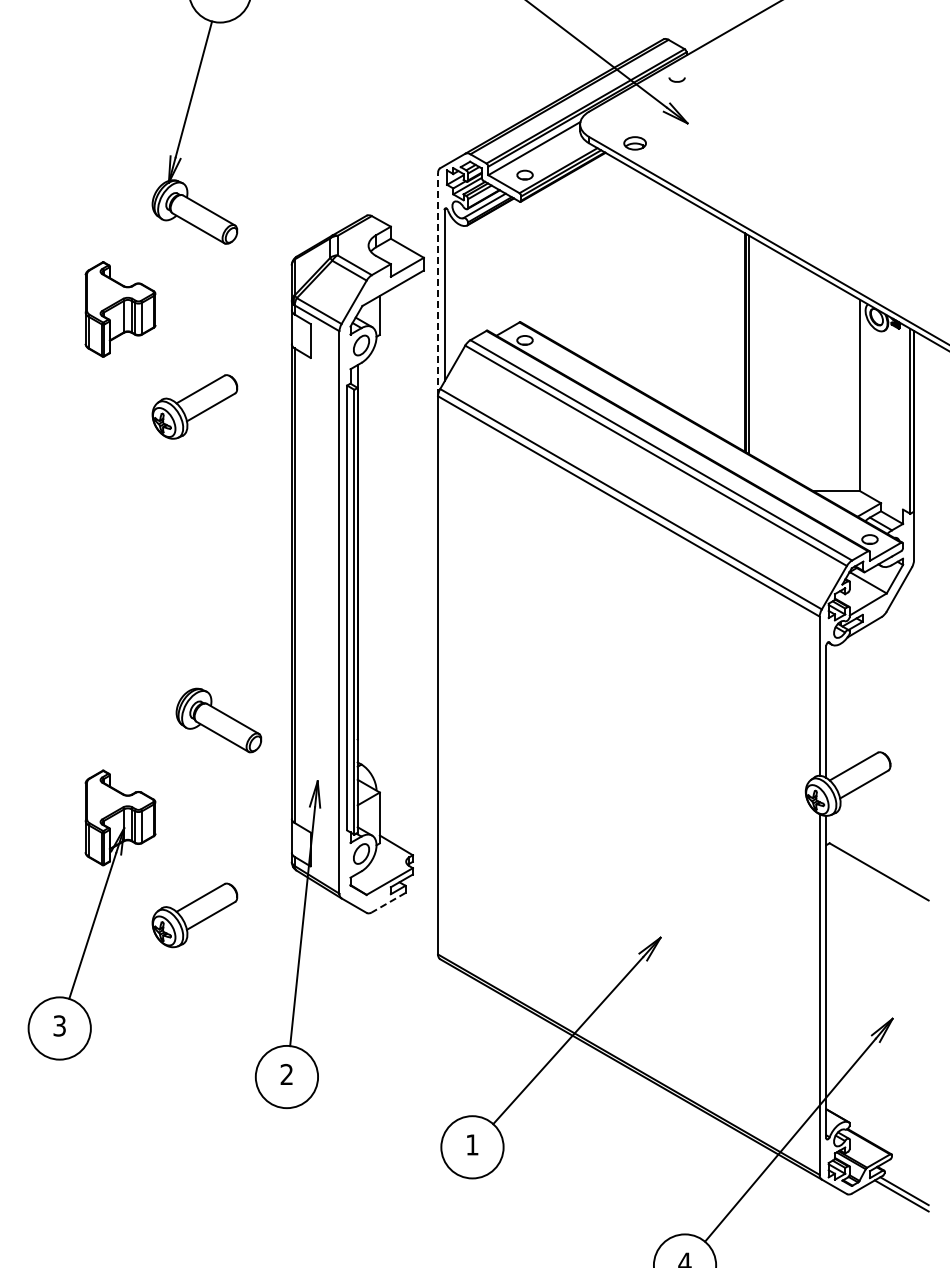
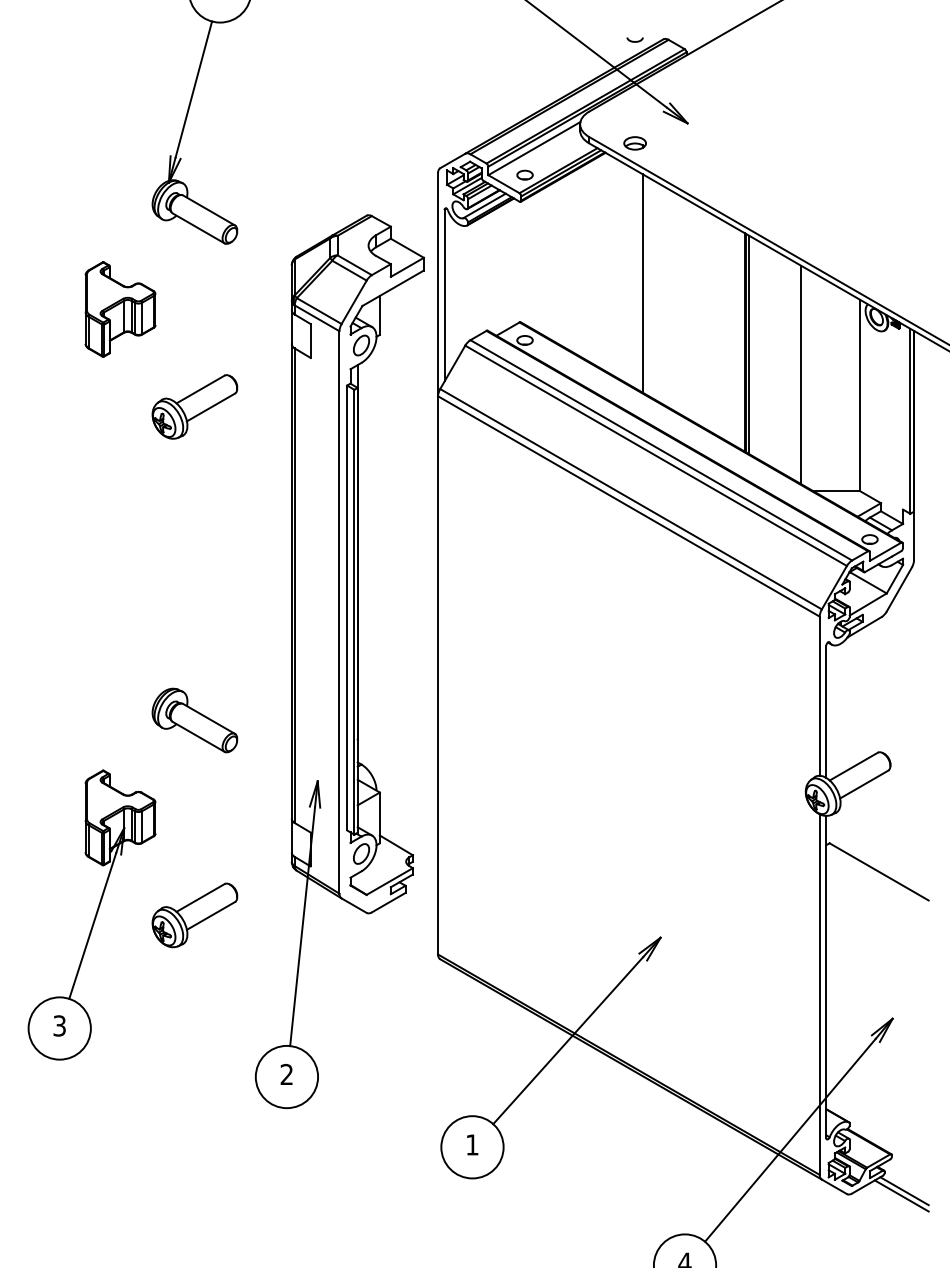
curve position: (676, 81) -> (634, 41) (634, 41)
line: none -> present (642, 283)
line: dashed -> solid (438, 284)
line: none -> present (800, 374)
part position: (218, 720) -> (194, 720) (194, 720)
line: dashed -> solid (388, 902)
